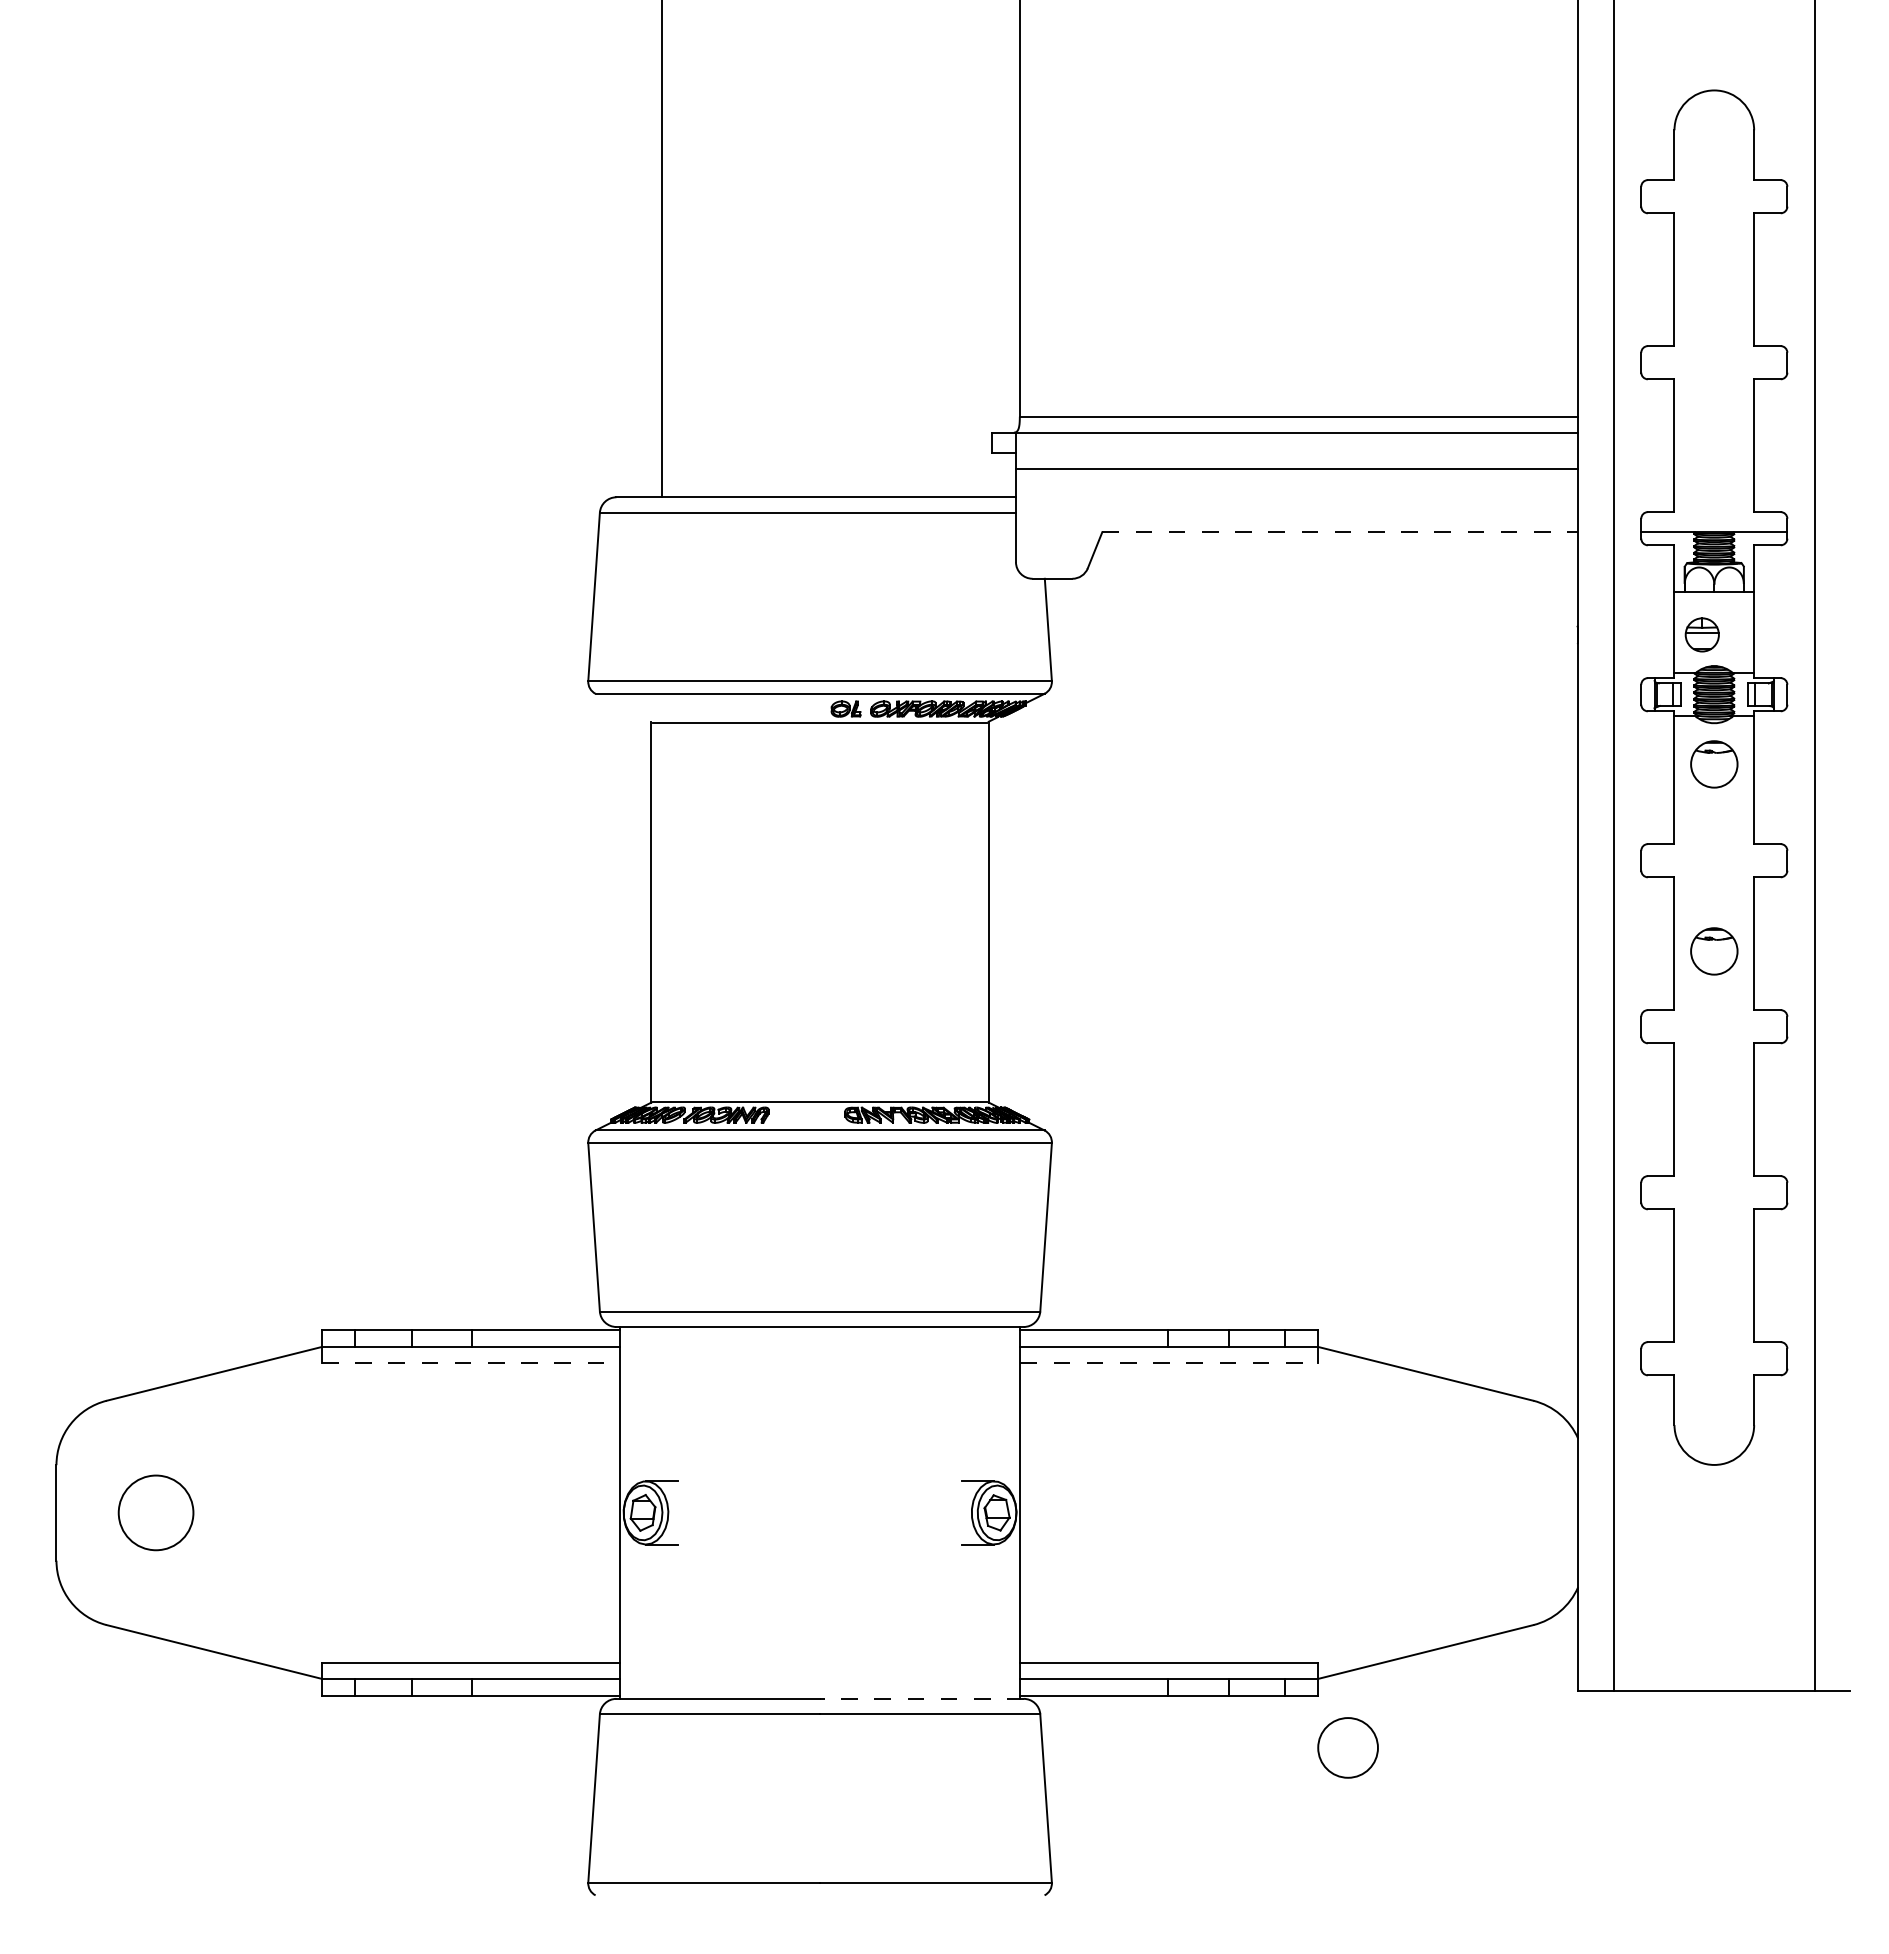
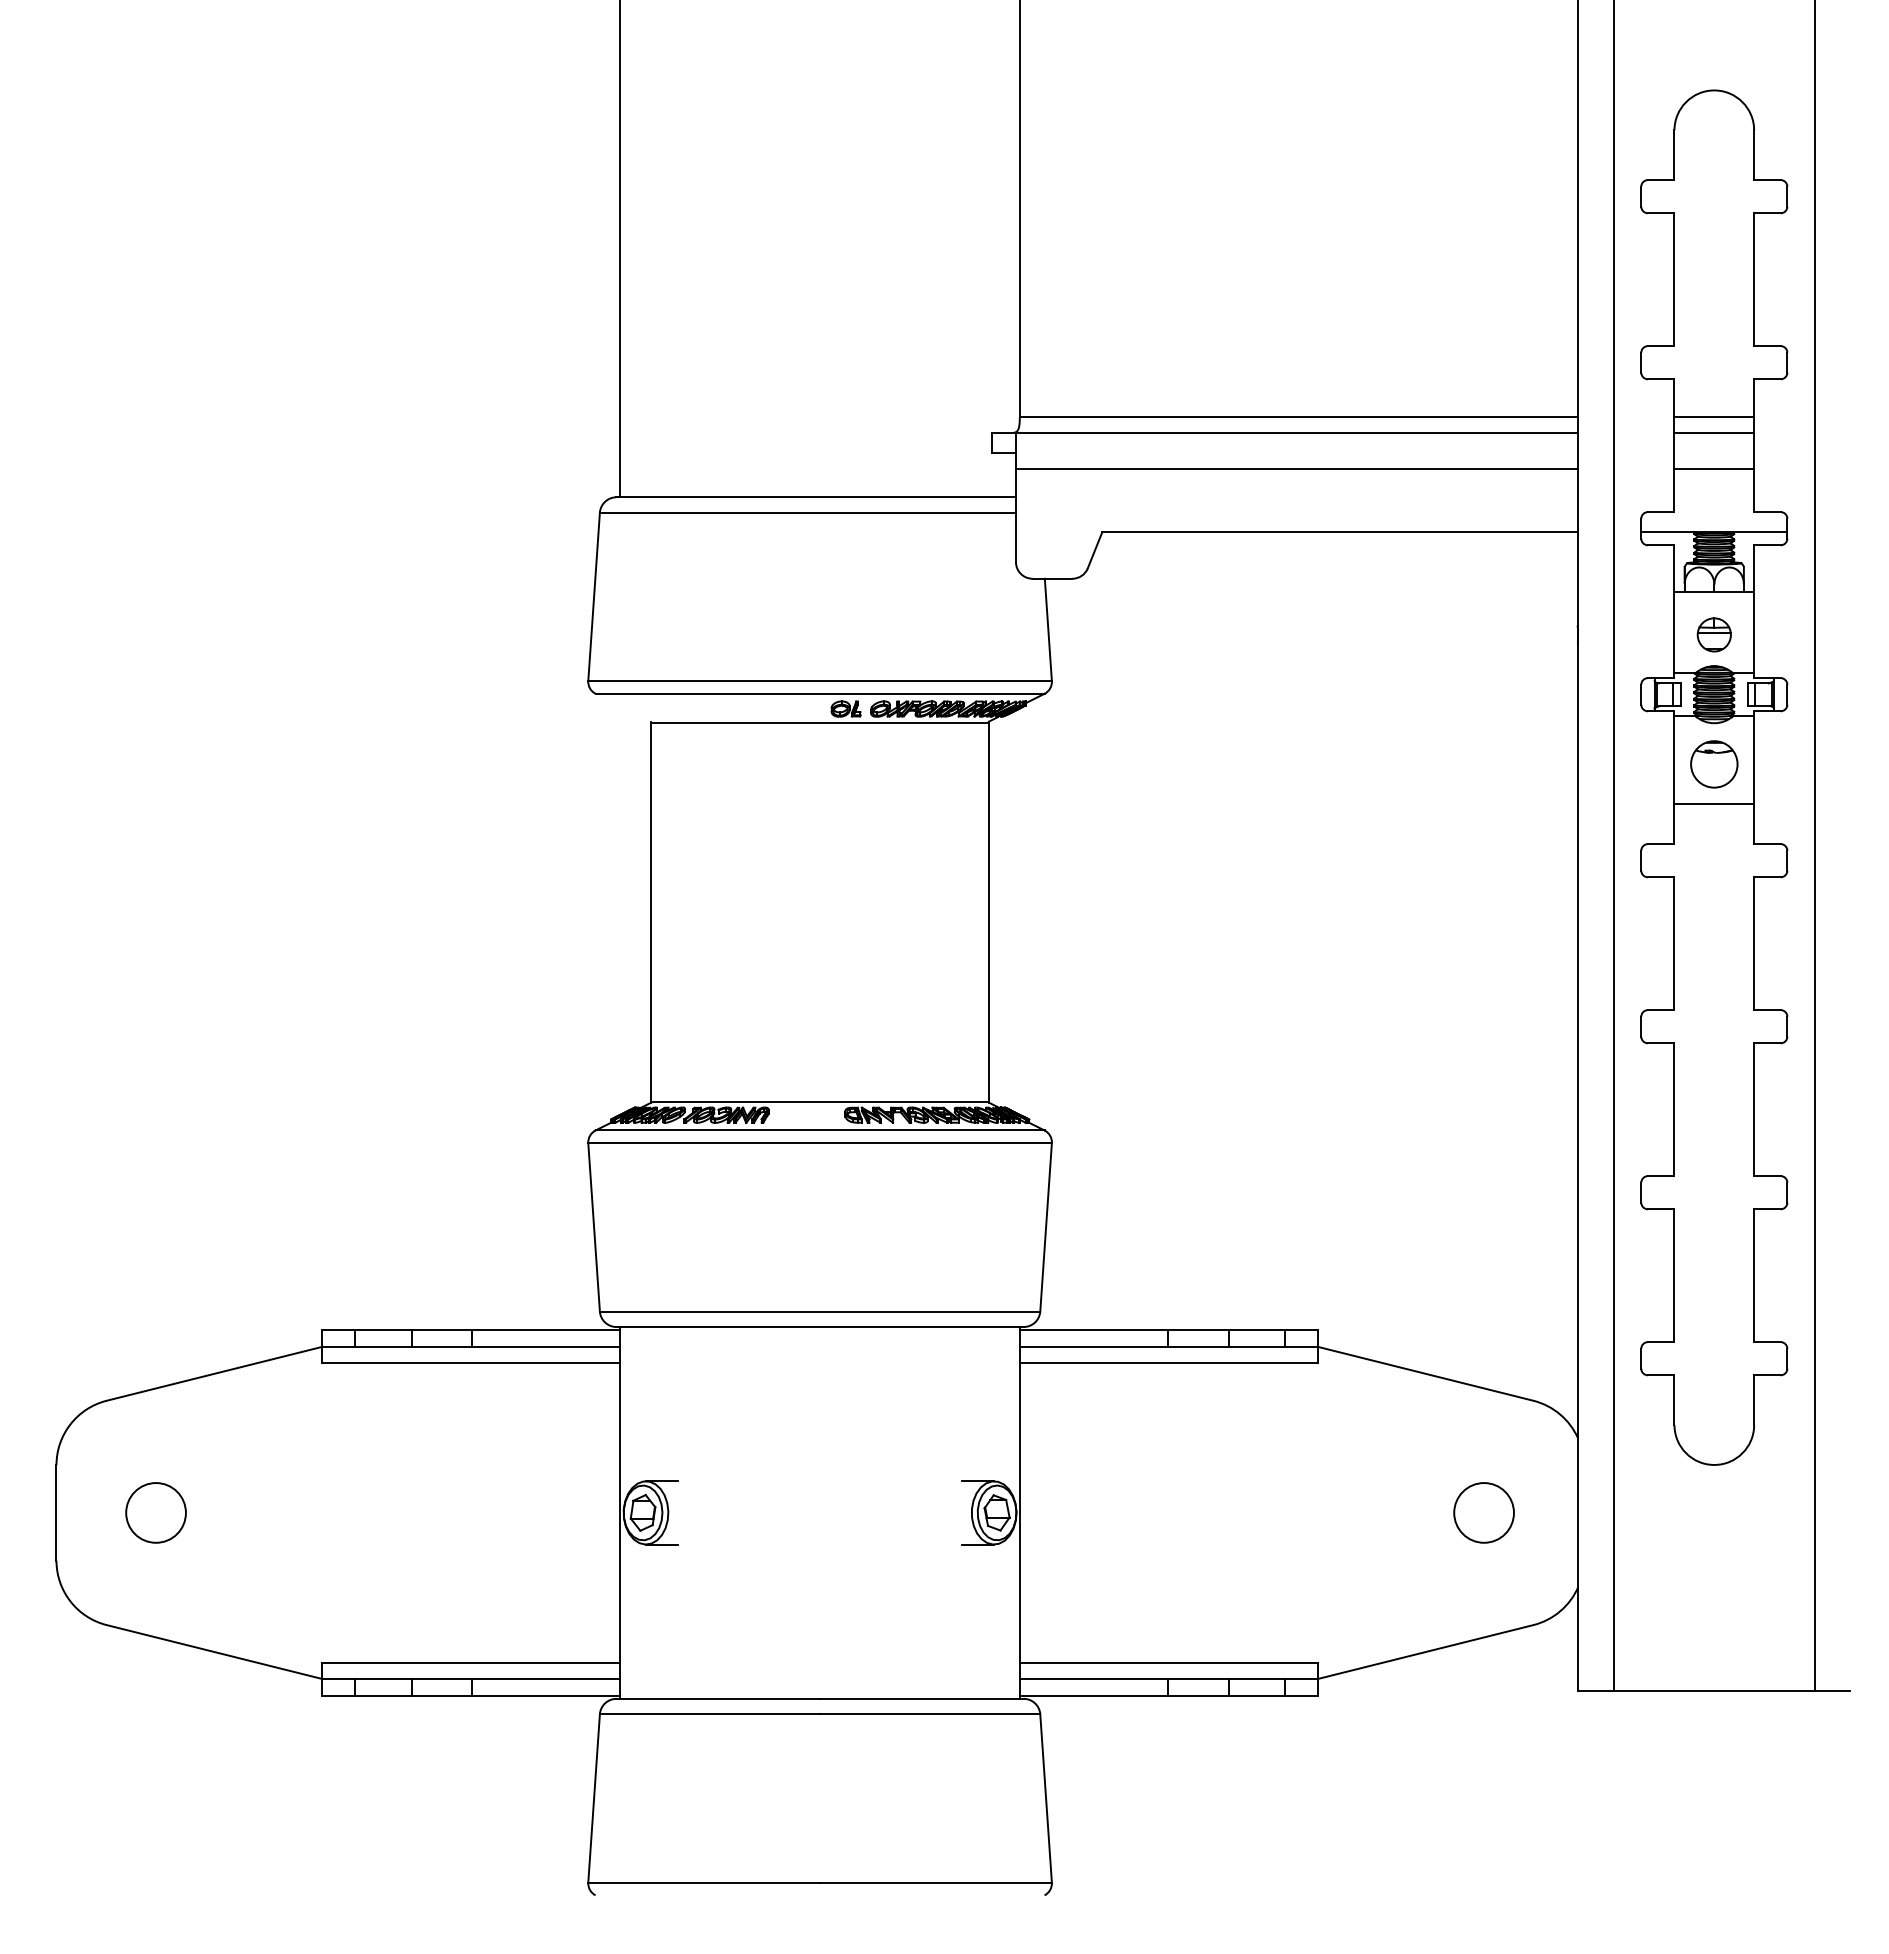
line position: (661, 249) -> (619, 249) (619, 249)
line: none -> present (1714, 416)
line: none -> present (1714, 432)
line: none -> present (1714, 468)
line: dashed -> solid (1340, 532)
part position: (1701, 634) -> (1713, 634) (1713, 634)
line: none -> present (1714, 804)
part: present -> none (1714, 951)
line: dashed -> solid (470, 1362)
line: dashed -> solid (1169, 1362)
circle size: 78x78 px -> 62x62 px (155, 1512)
line: dashed -> solid (921, 1698)
circle position: (1347, 1747) -> (1483, 1512) (1483, 1512)
